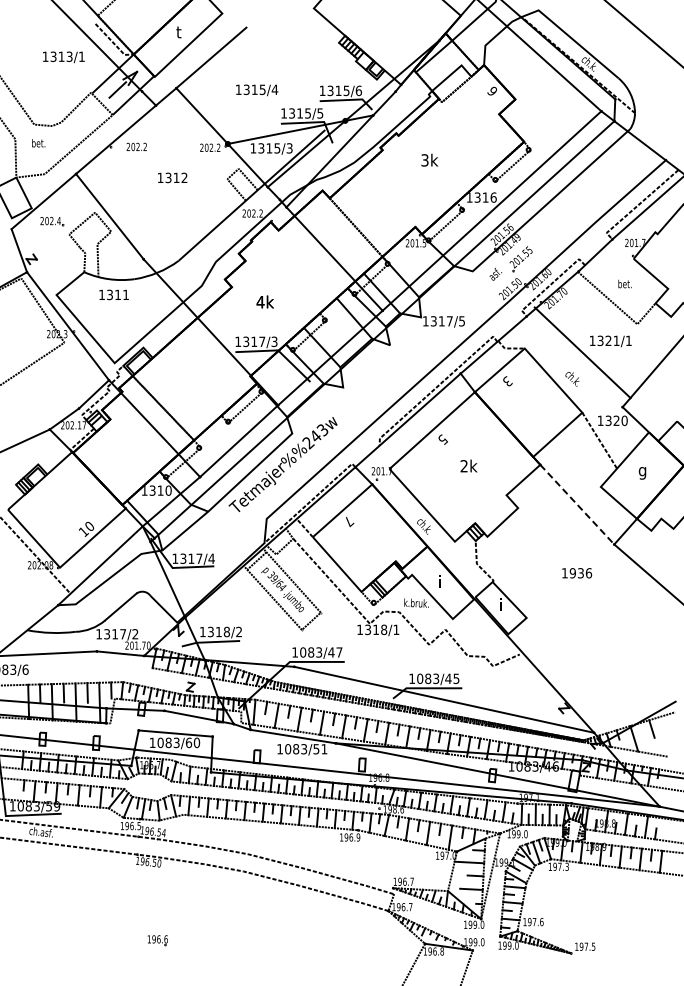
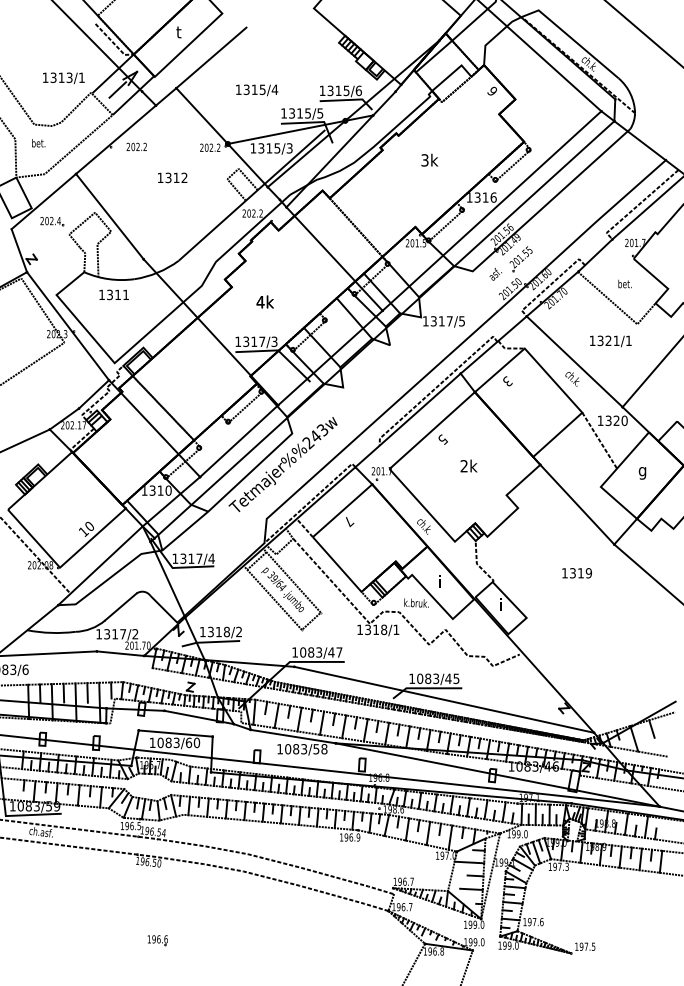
text position: (63, 57) -> (63, 78) (63, 78)
line position: (582, 352) -> (574, 361) (574, 361)
line: dashed -> solid (577, 505)
text: 1936 -> 1319 (580, 573)
text: 1083/51 -> 1083/58 (324, 749)
